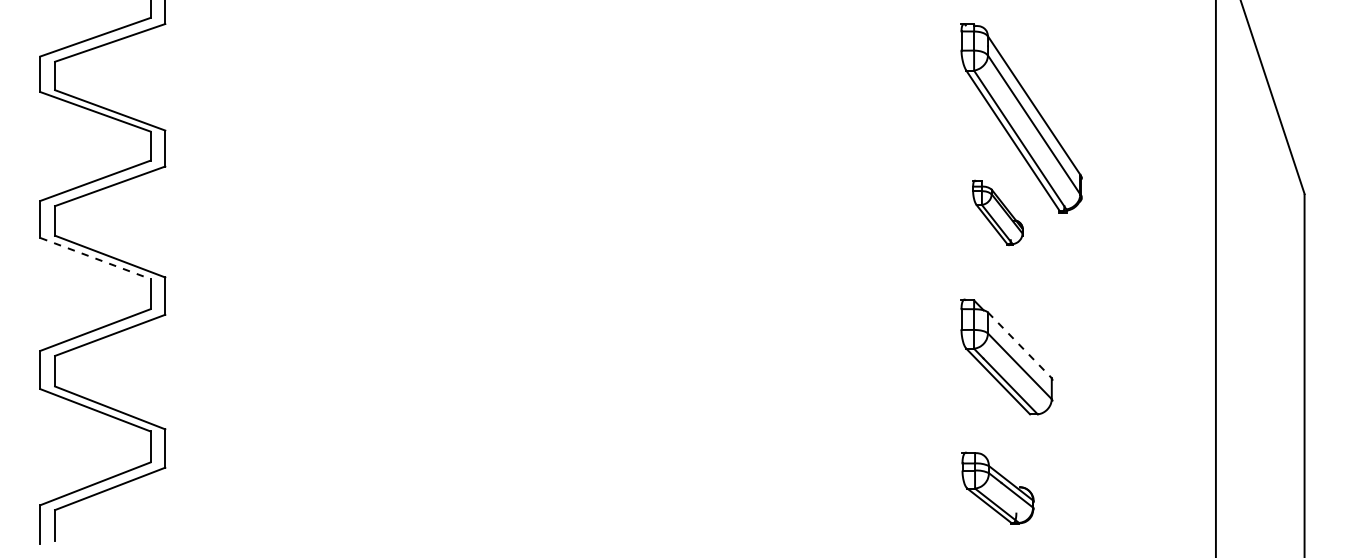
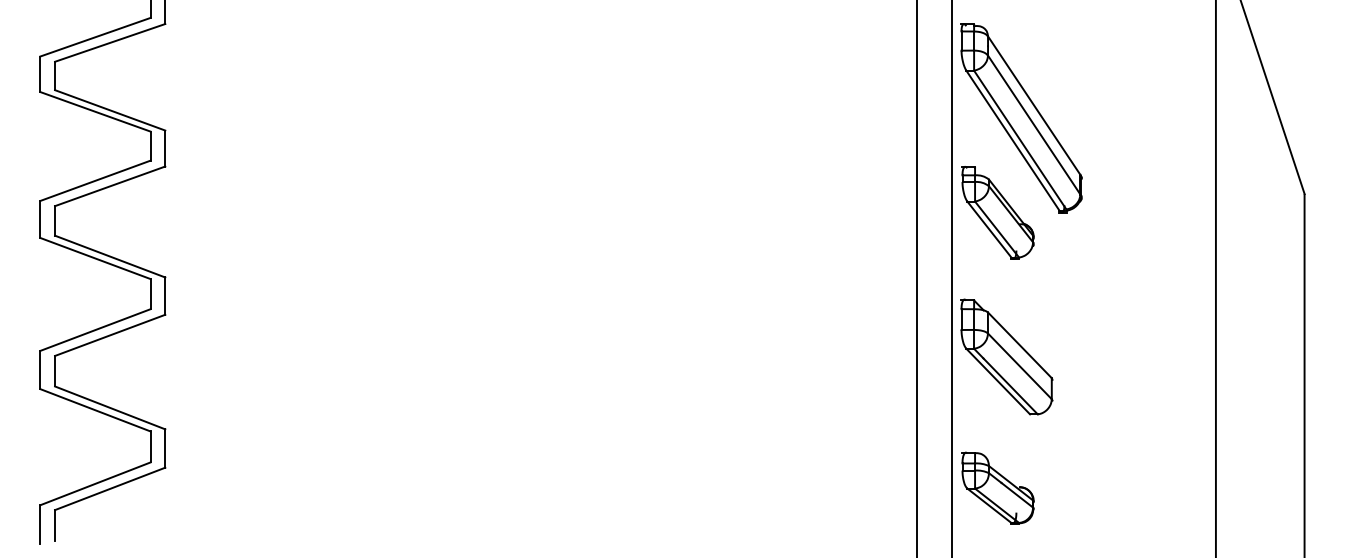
part size: 52x67 px -> 74x94 px (997, 212)
line: dashed -> solid (95, 258)
line: none -> present (917, 278)
line: none -> present (951, 278)
line: dashed -> solid (1019, 345)
